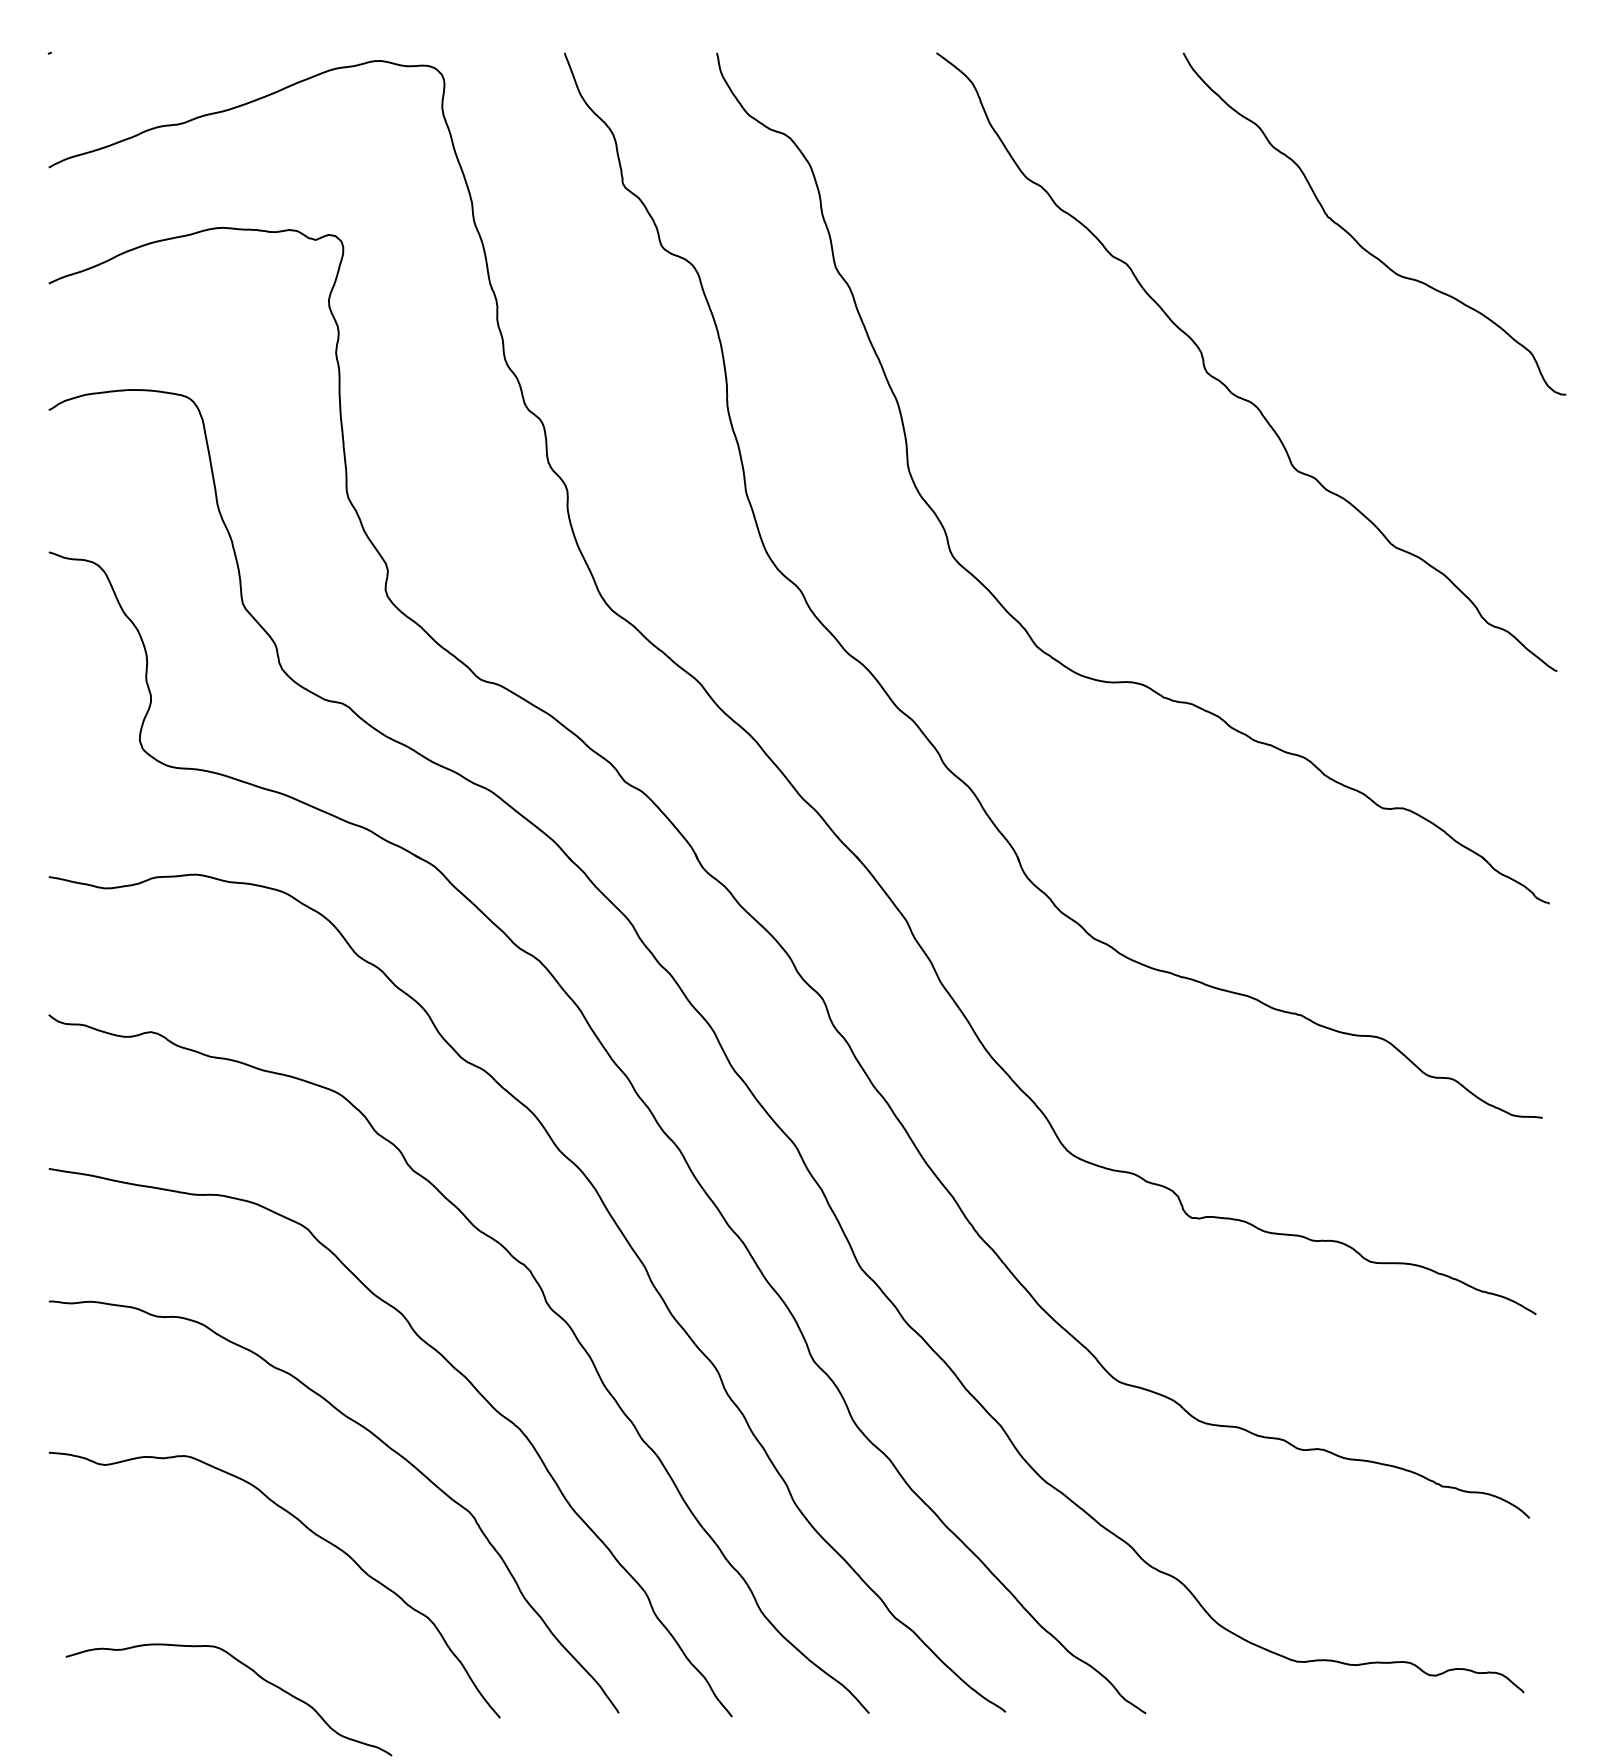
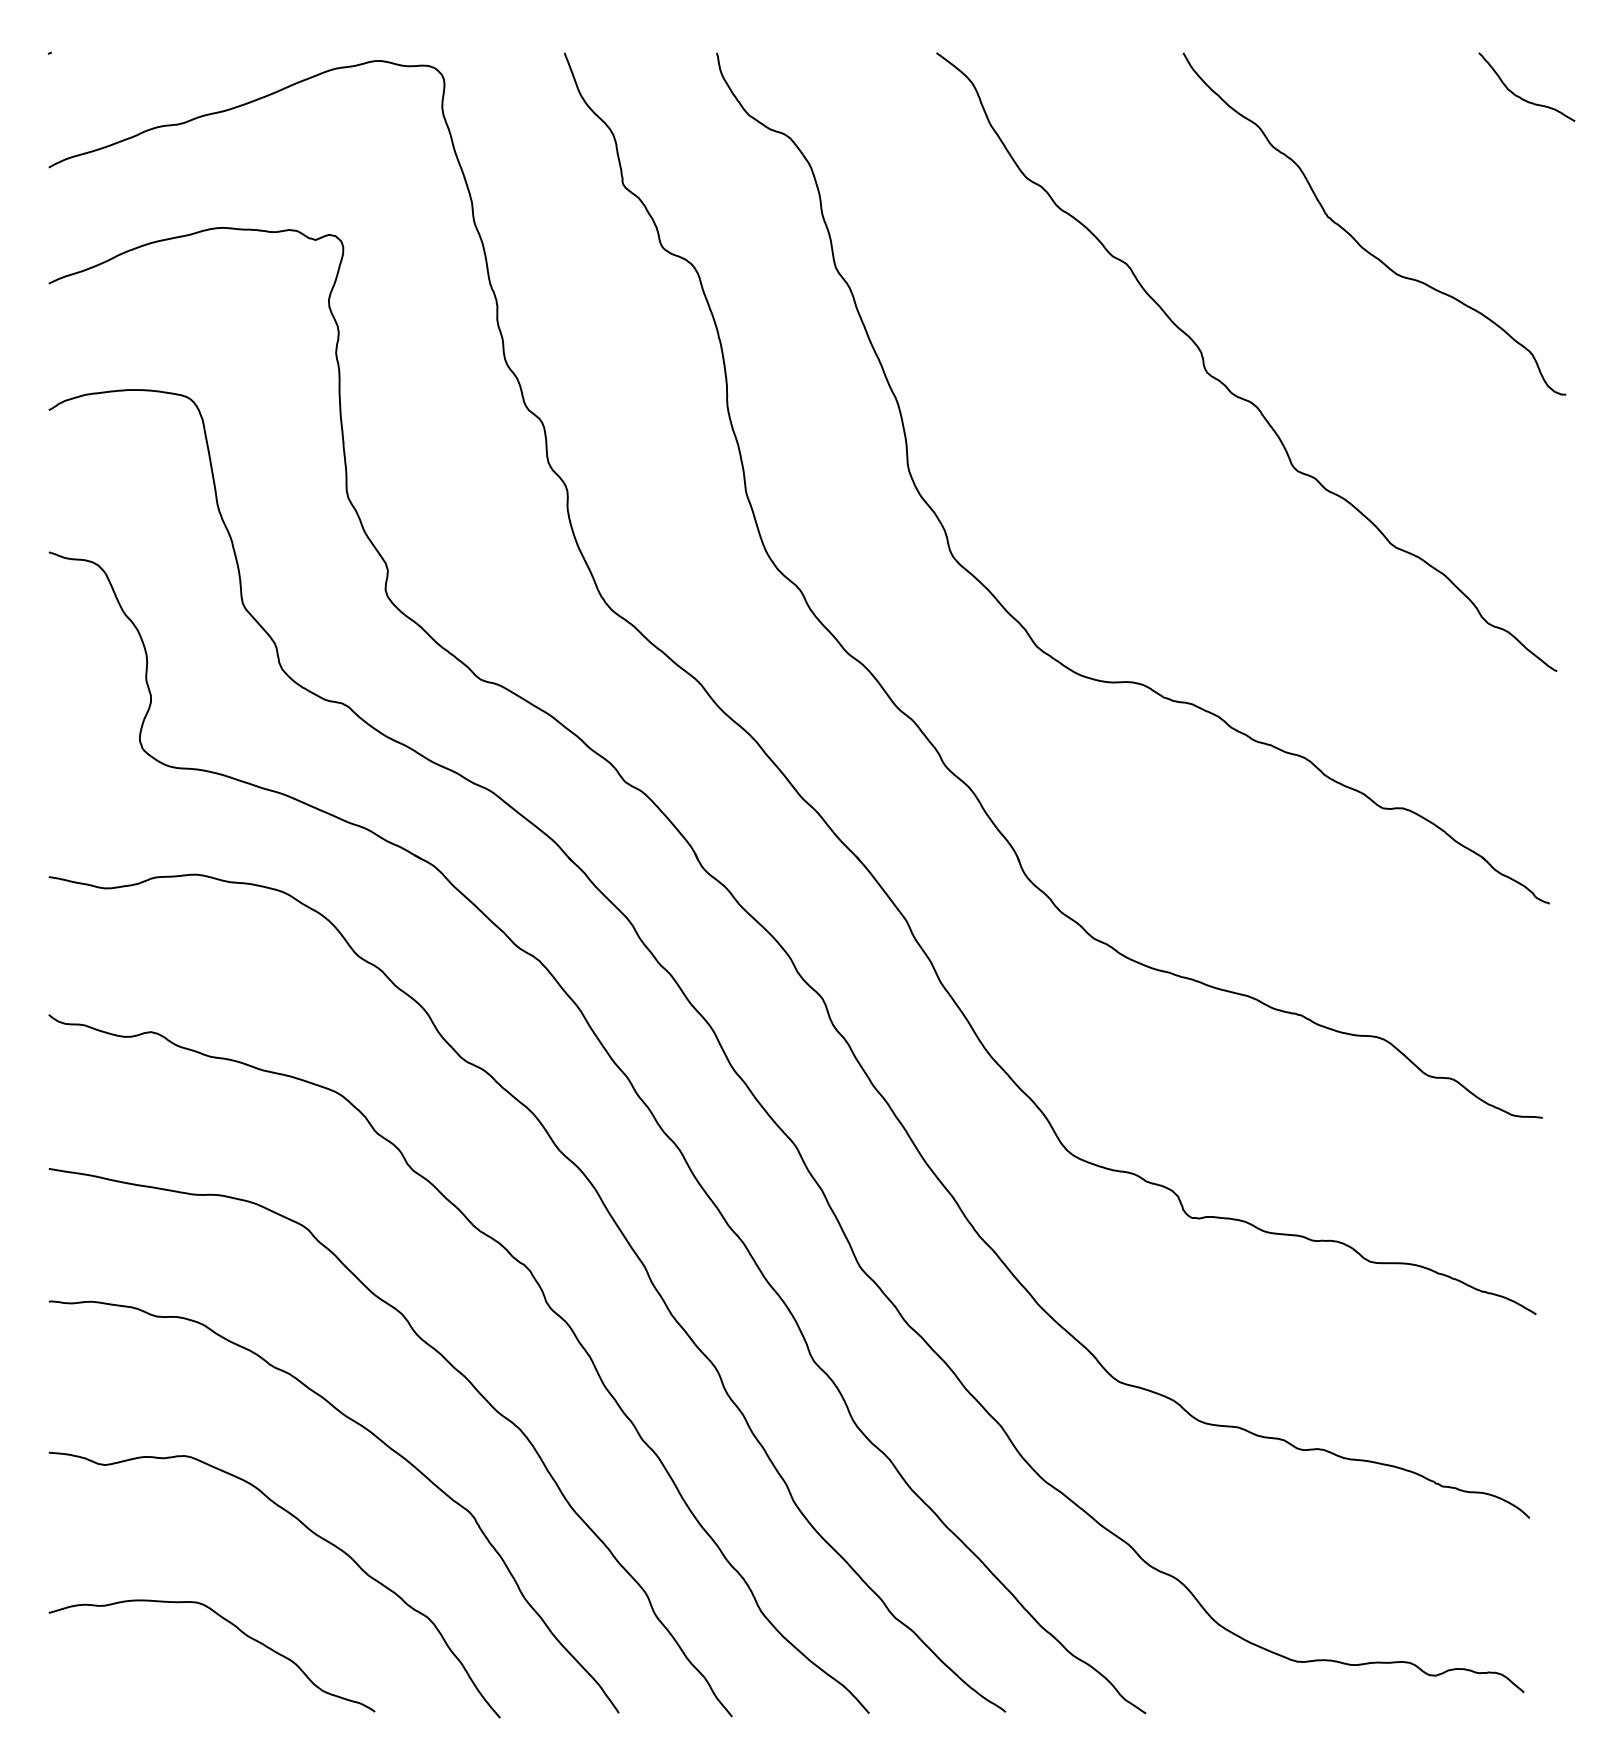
curve: none -> present (1520, 96)
curve position: (249, 1669) -> (232, 1625) (232, 1625)
